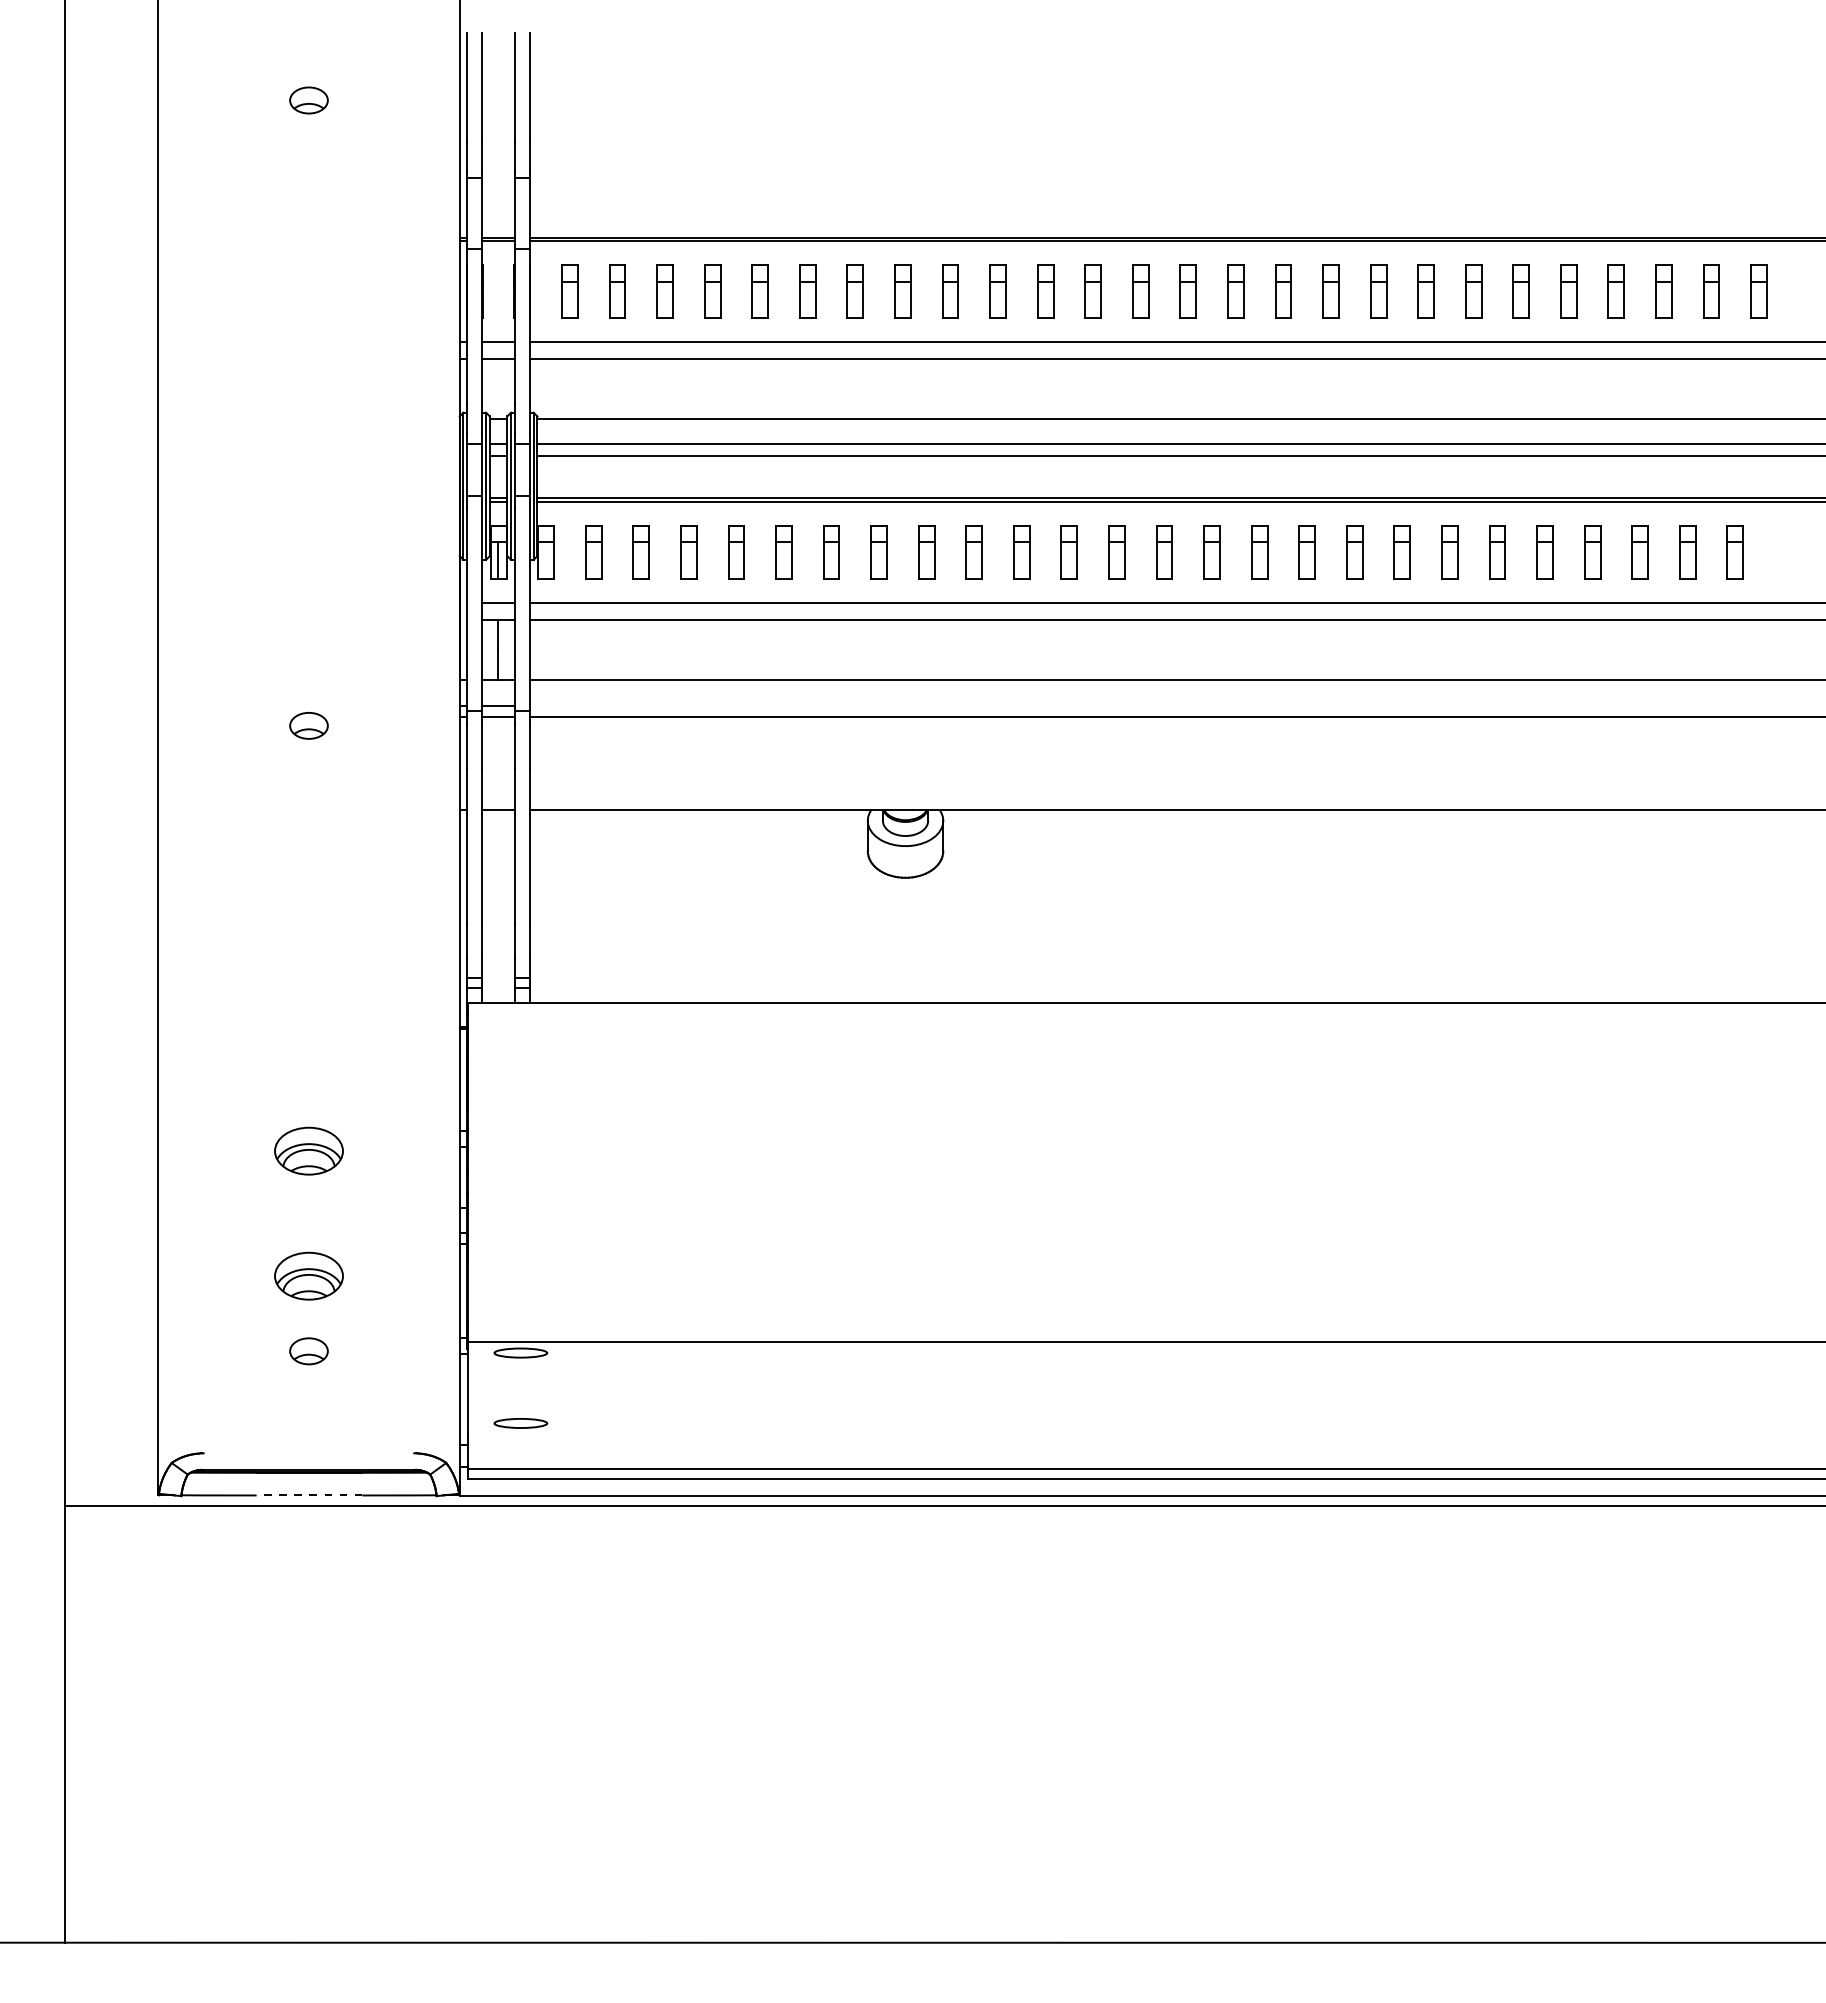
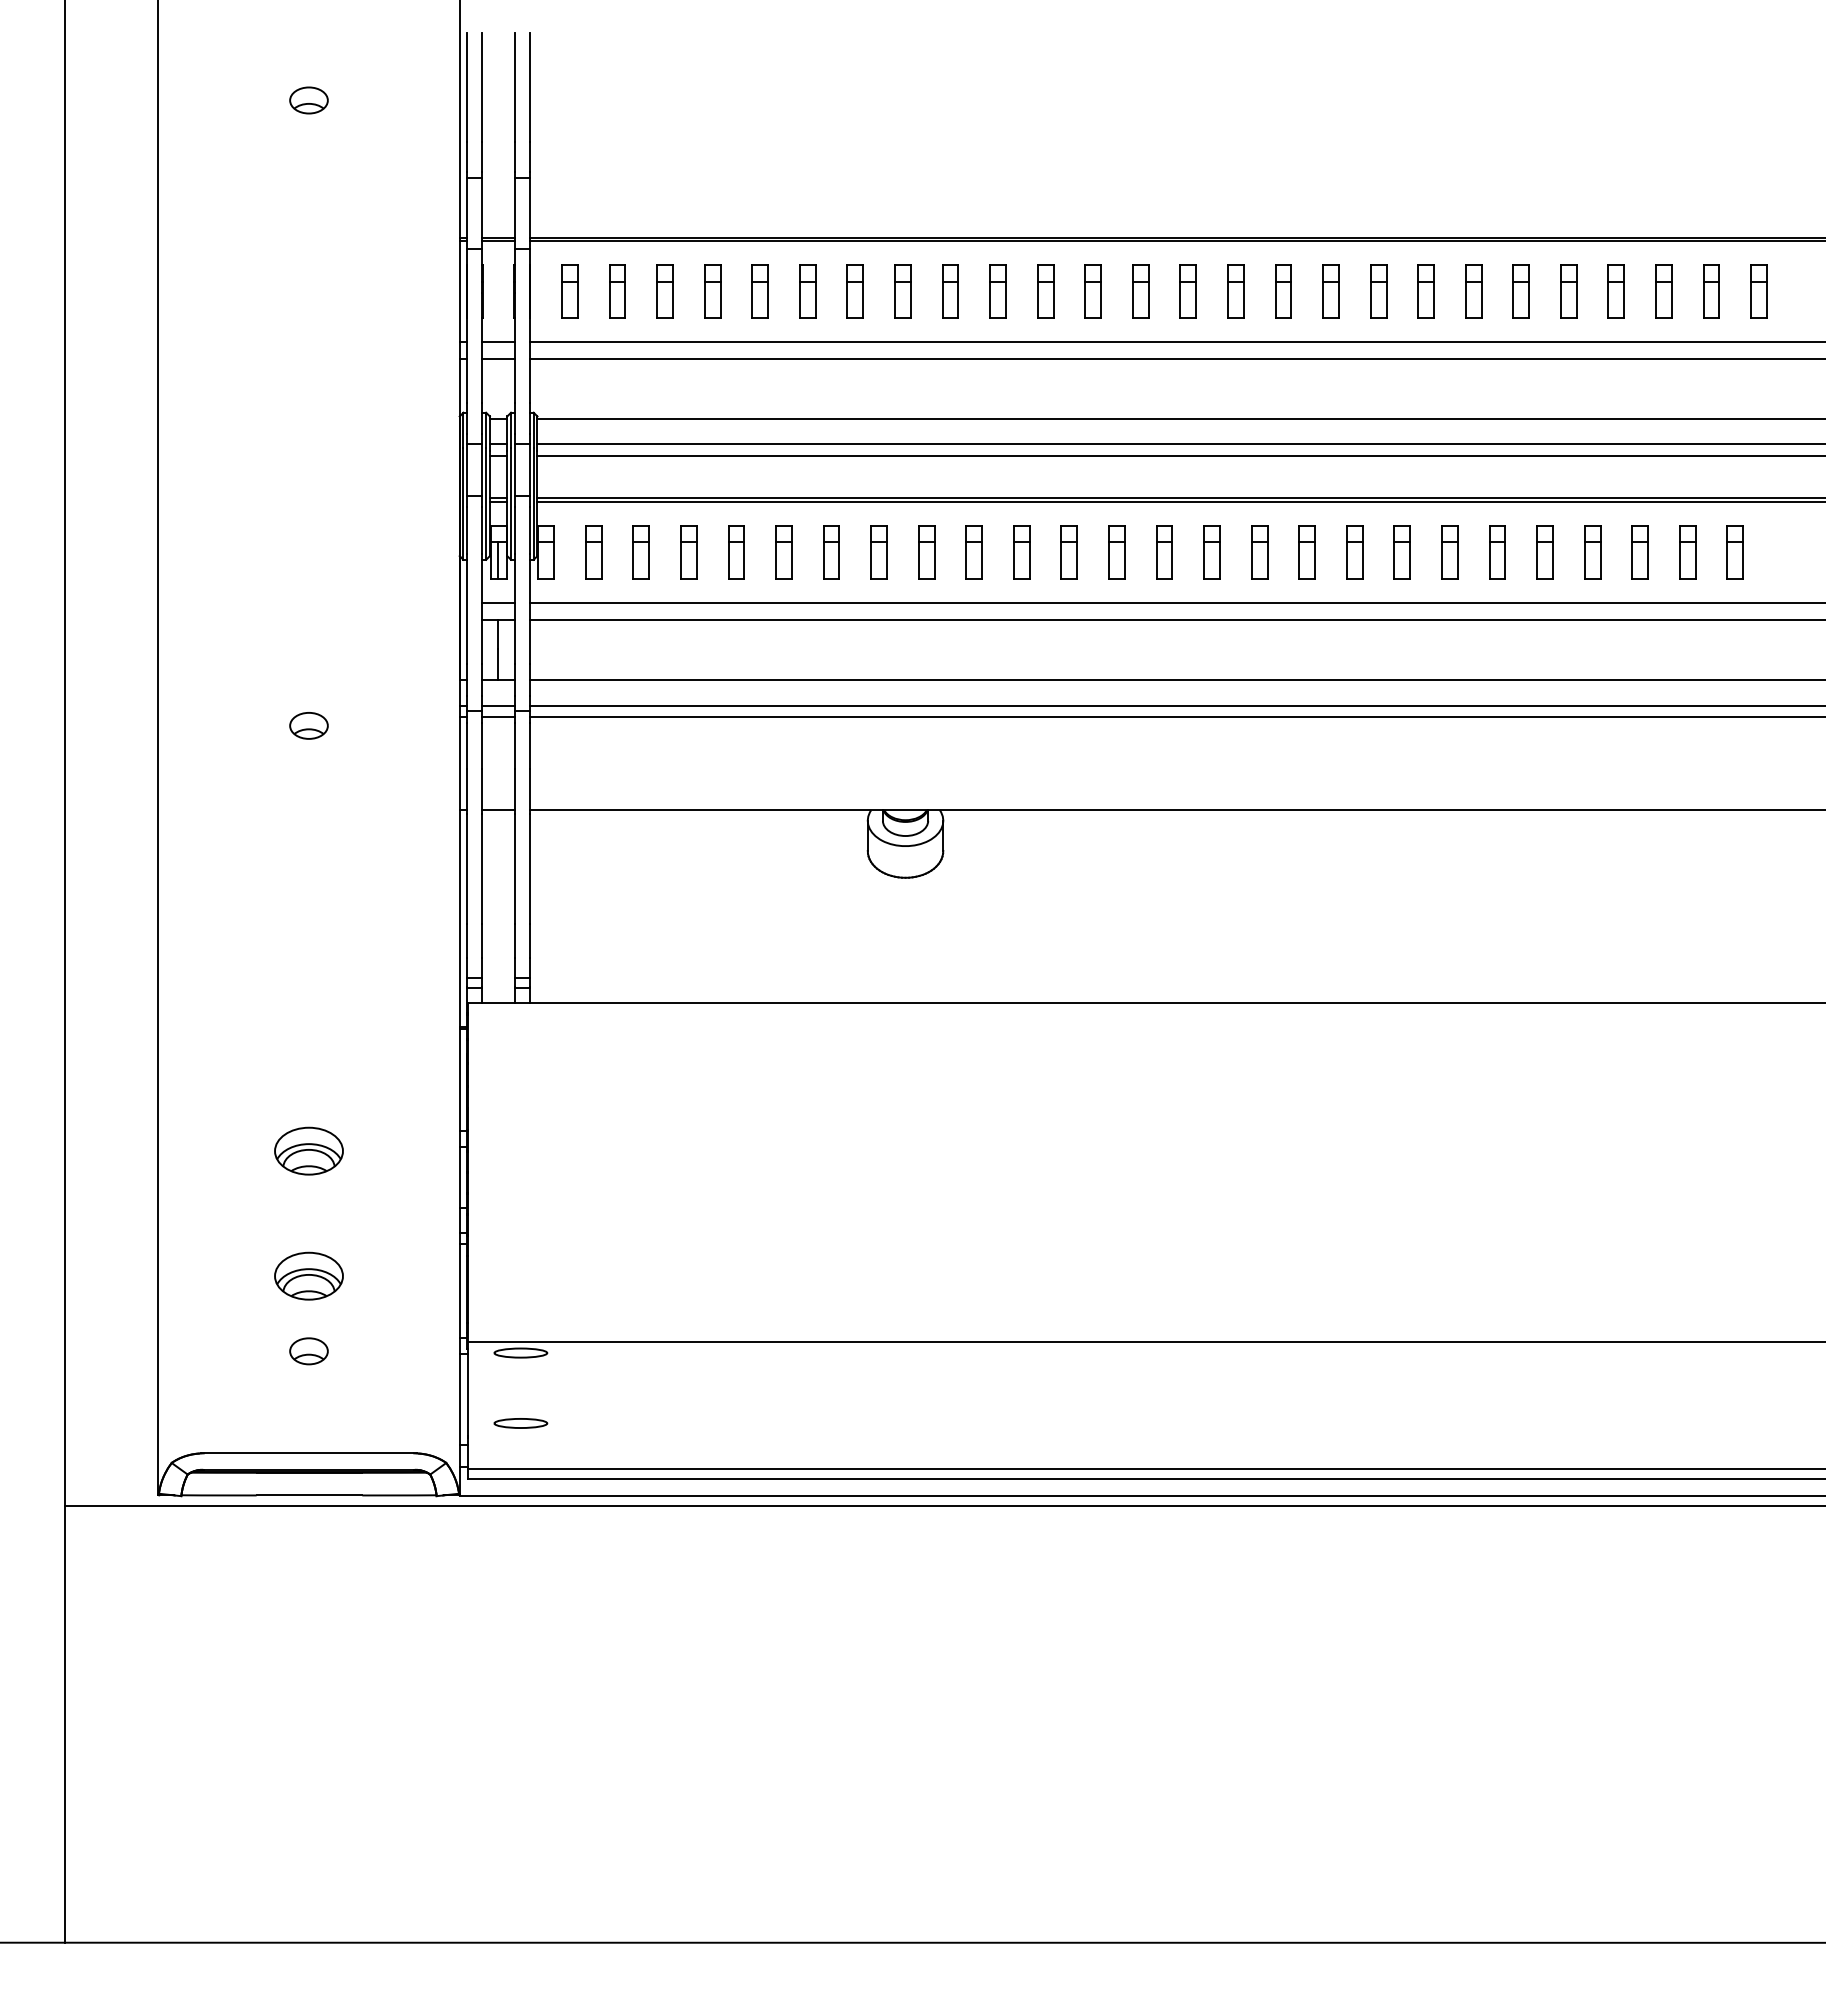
line: none -> present (1175, 705)
line: none -> present (308, 1453)
line: dashed -> solid (309, 1495)
